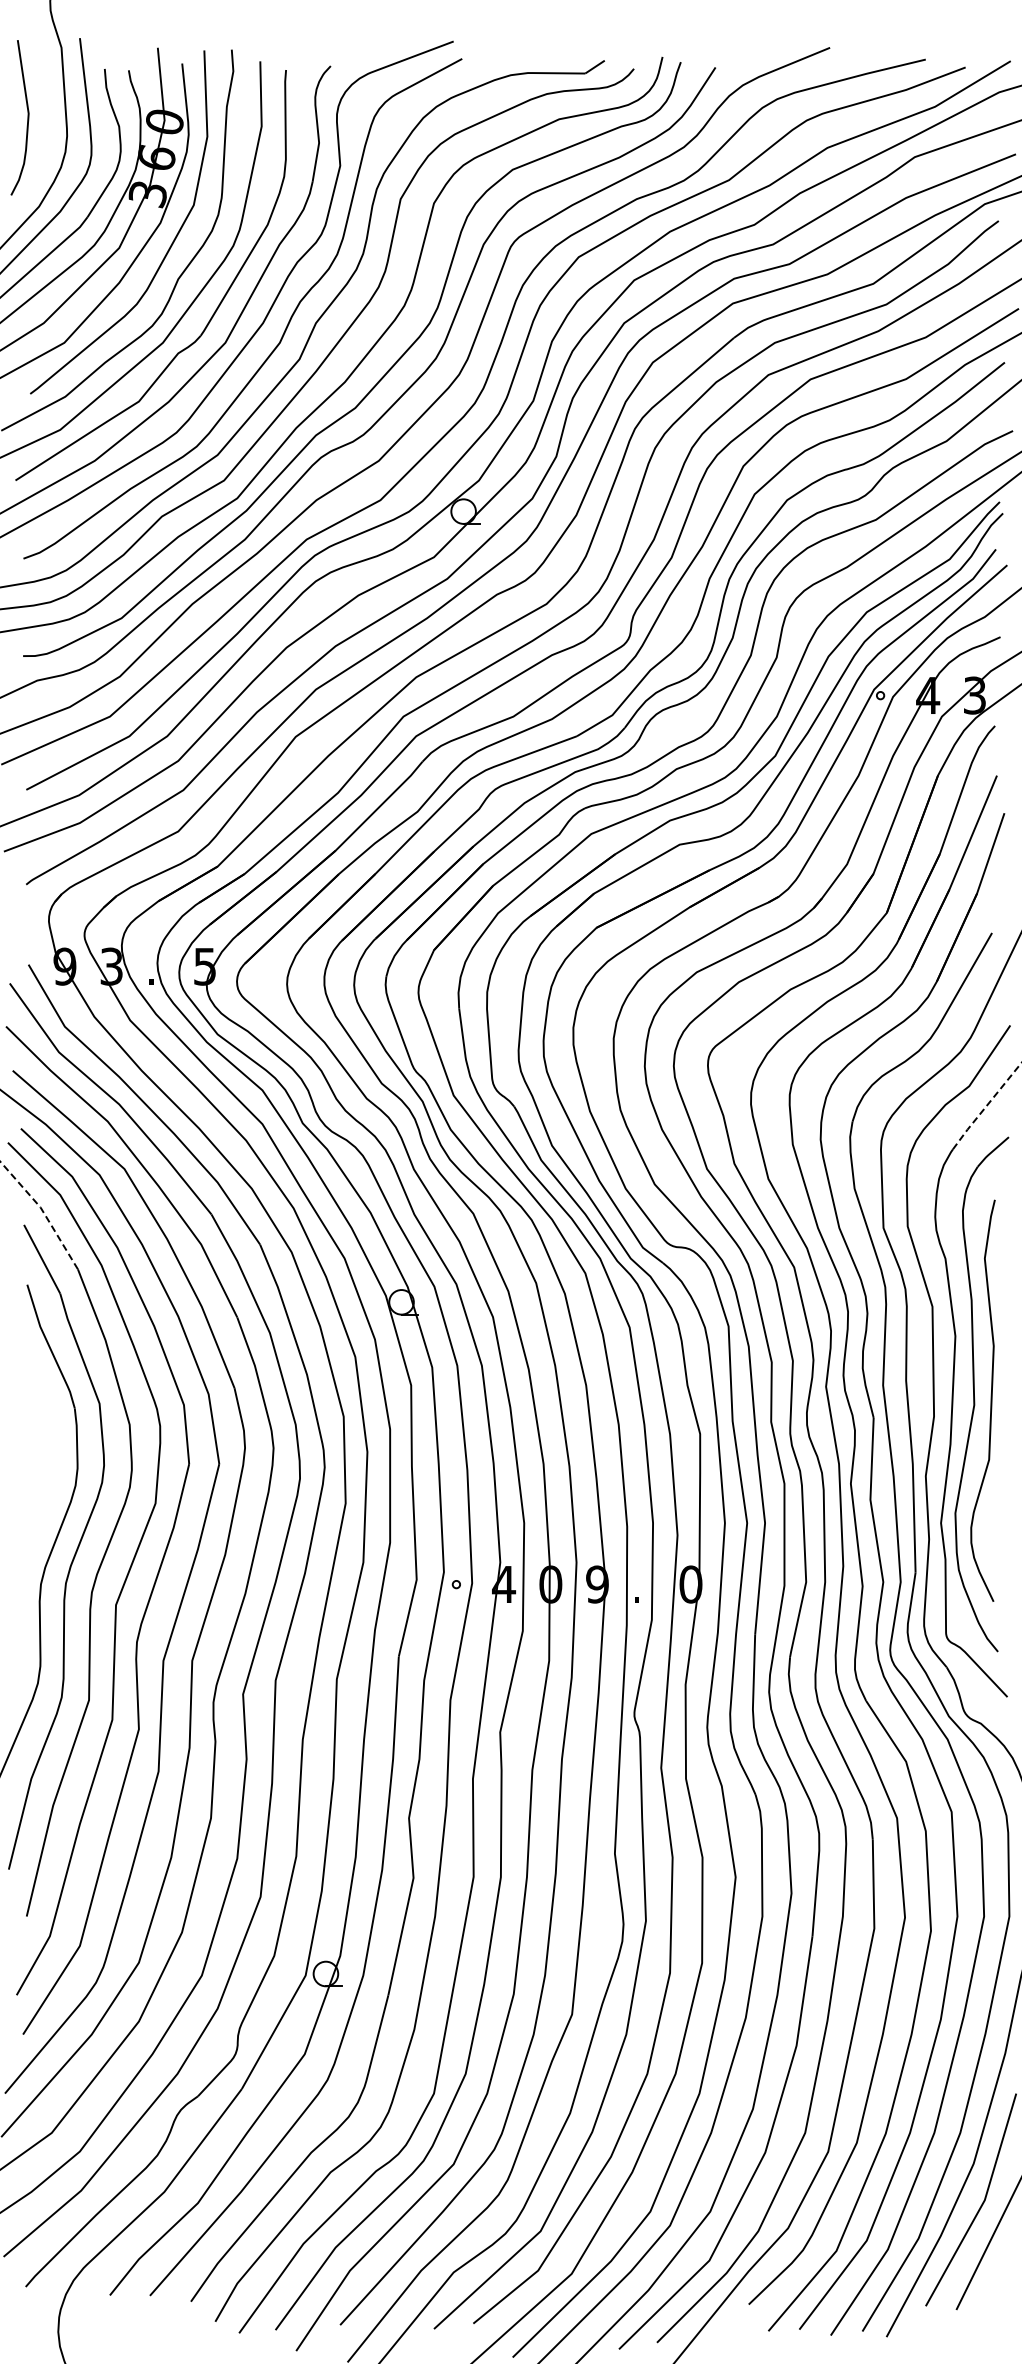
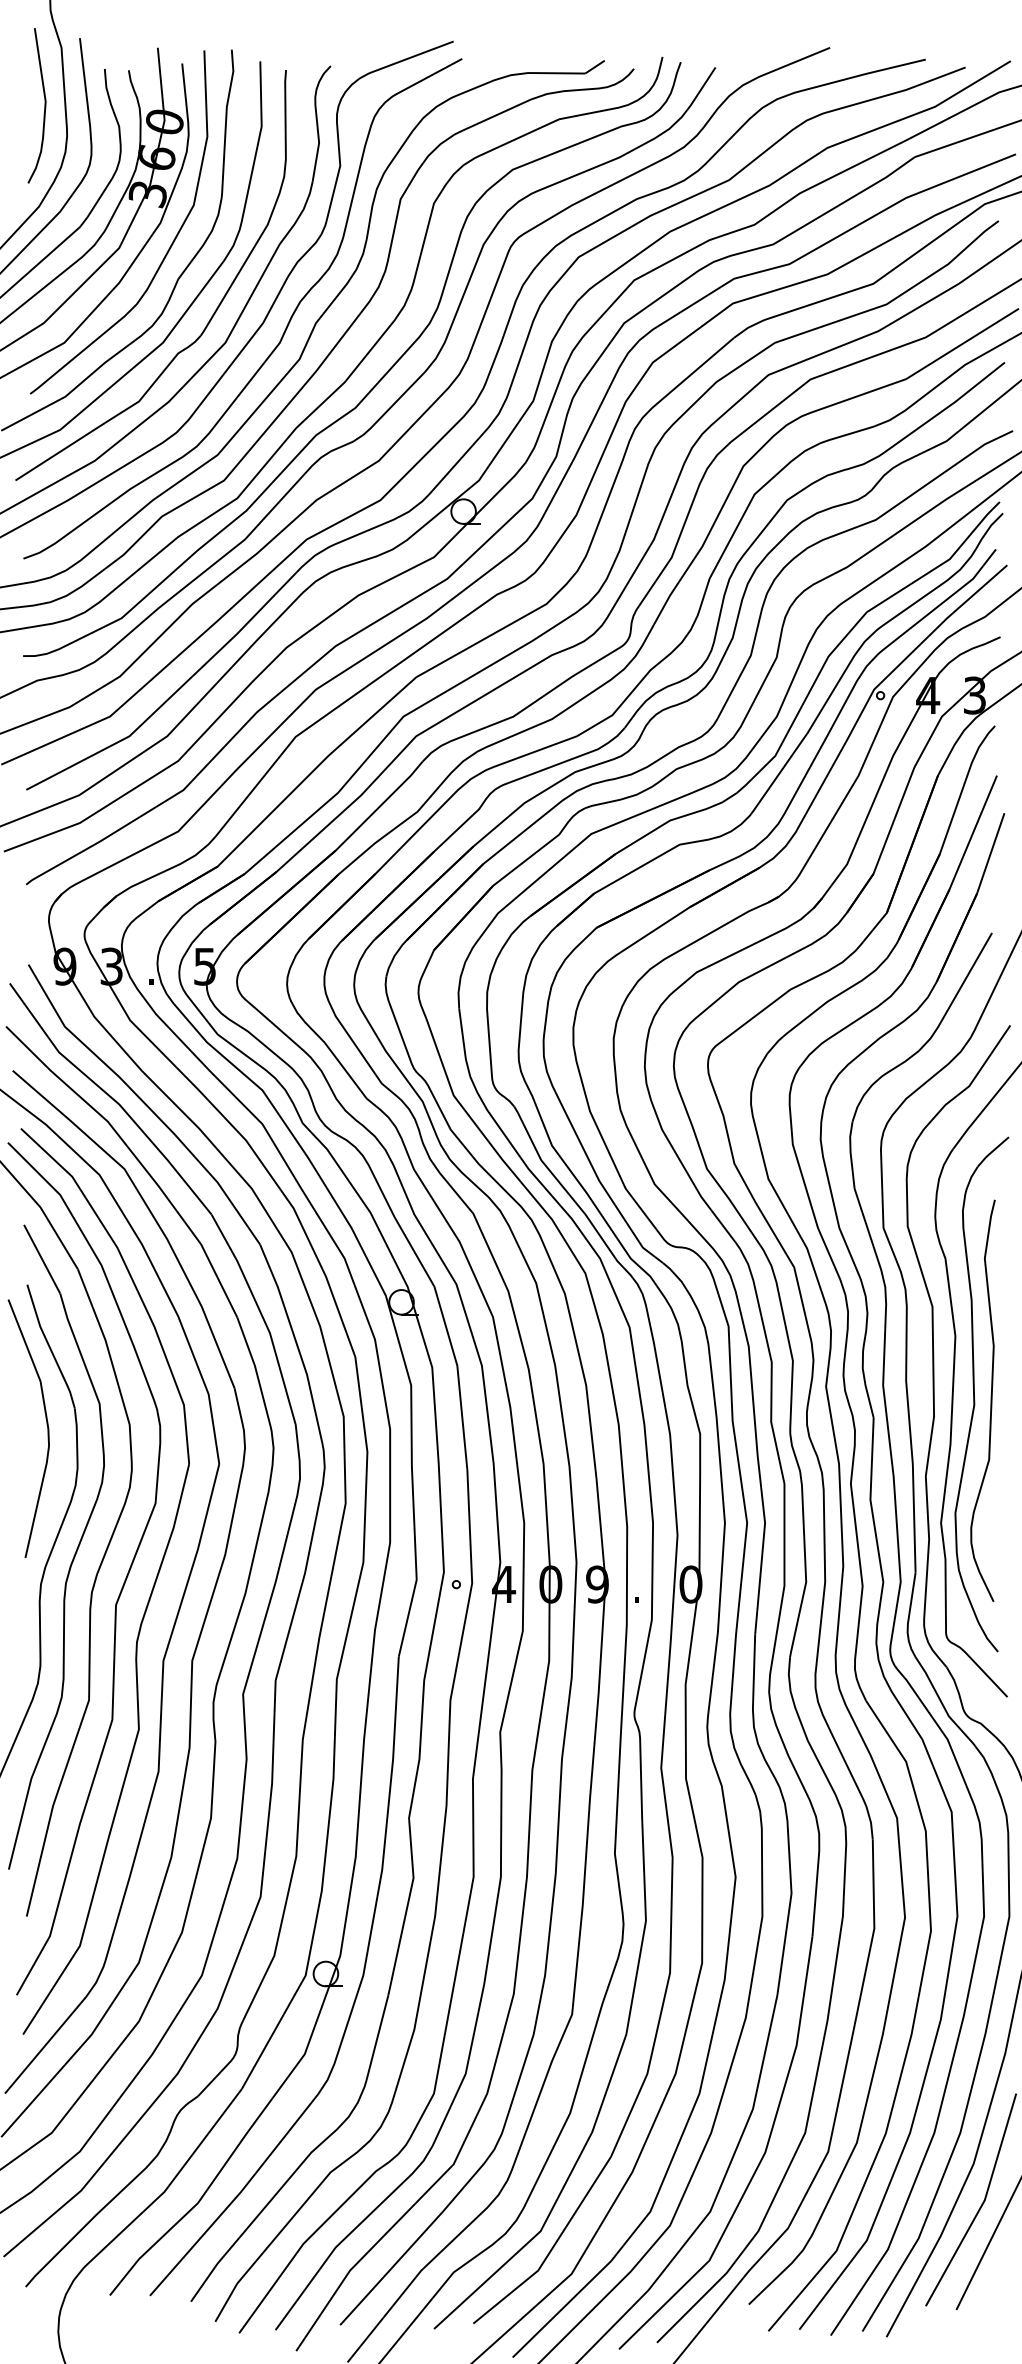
curve position: (27, 117) -> (44, 105) (44, 105)
line: dashed -> solid (986, 1105)
line: dashed -> solid (43, 1211)
curve: none -> present (46, 1425)
